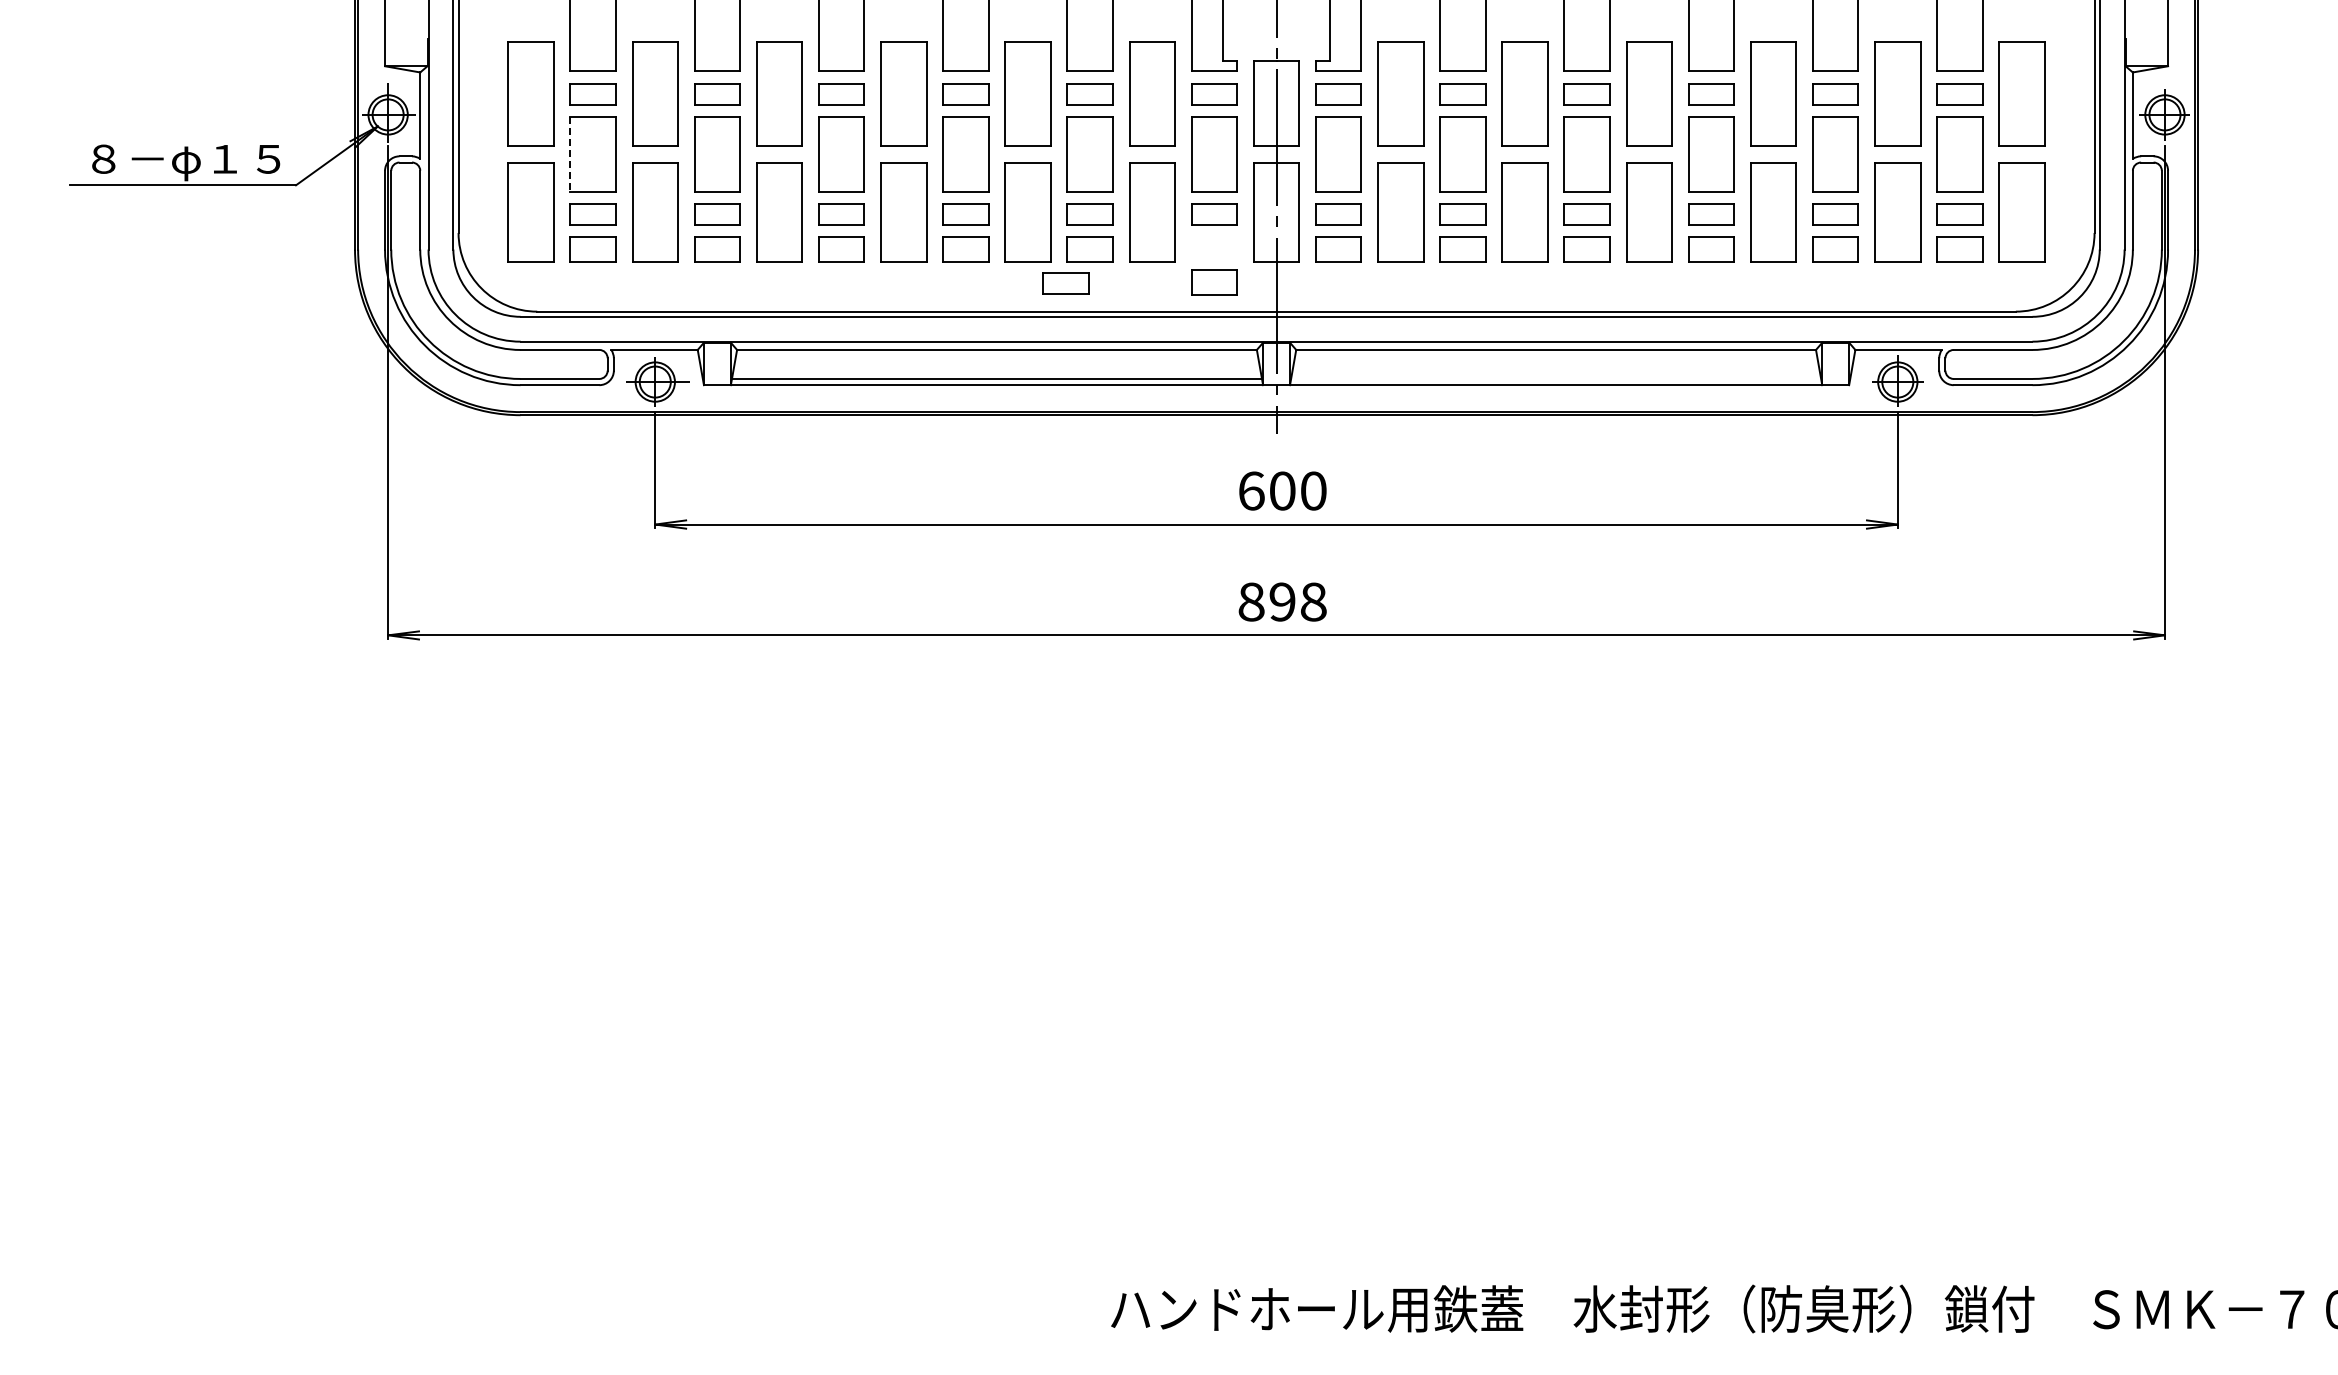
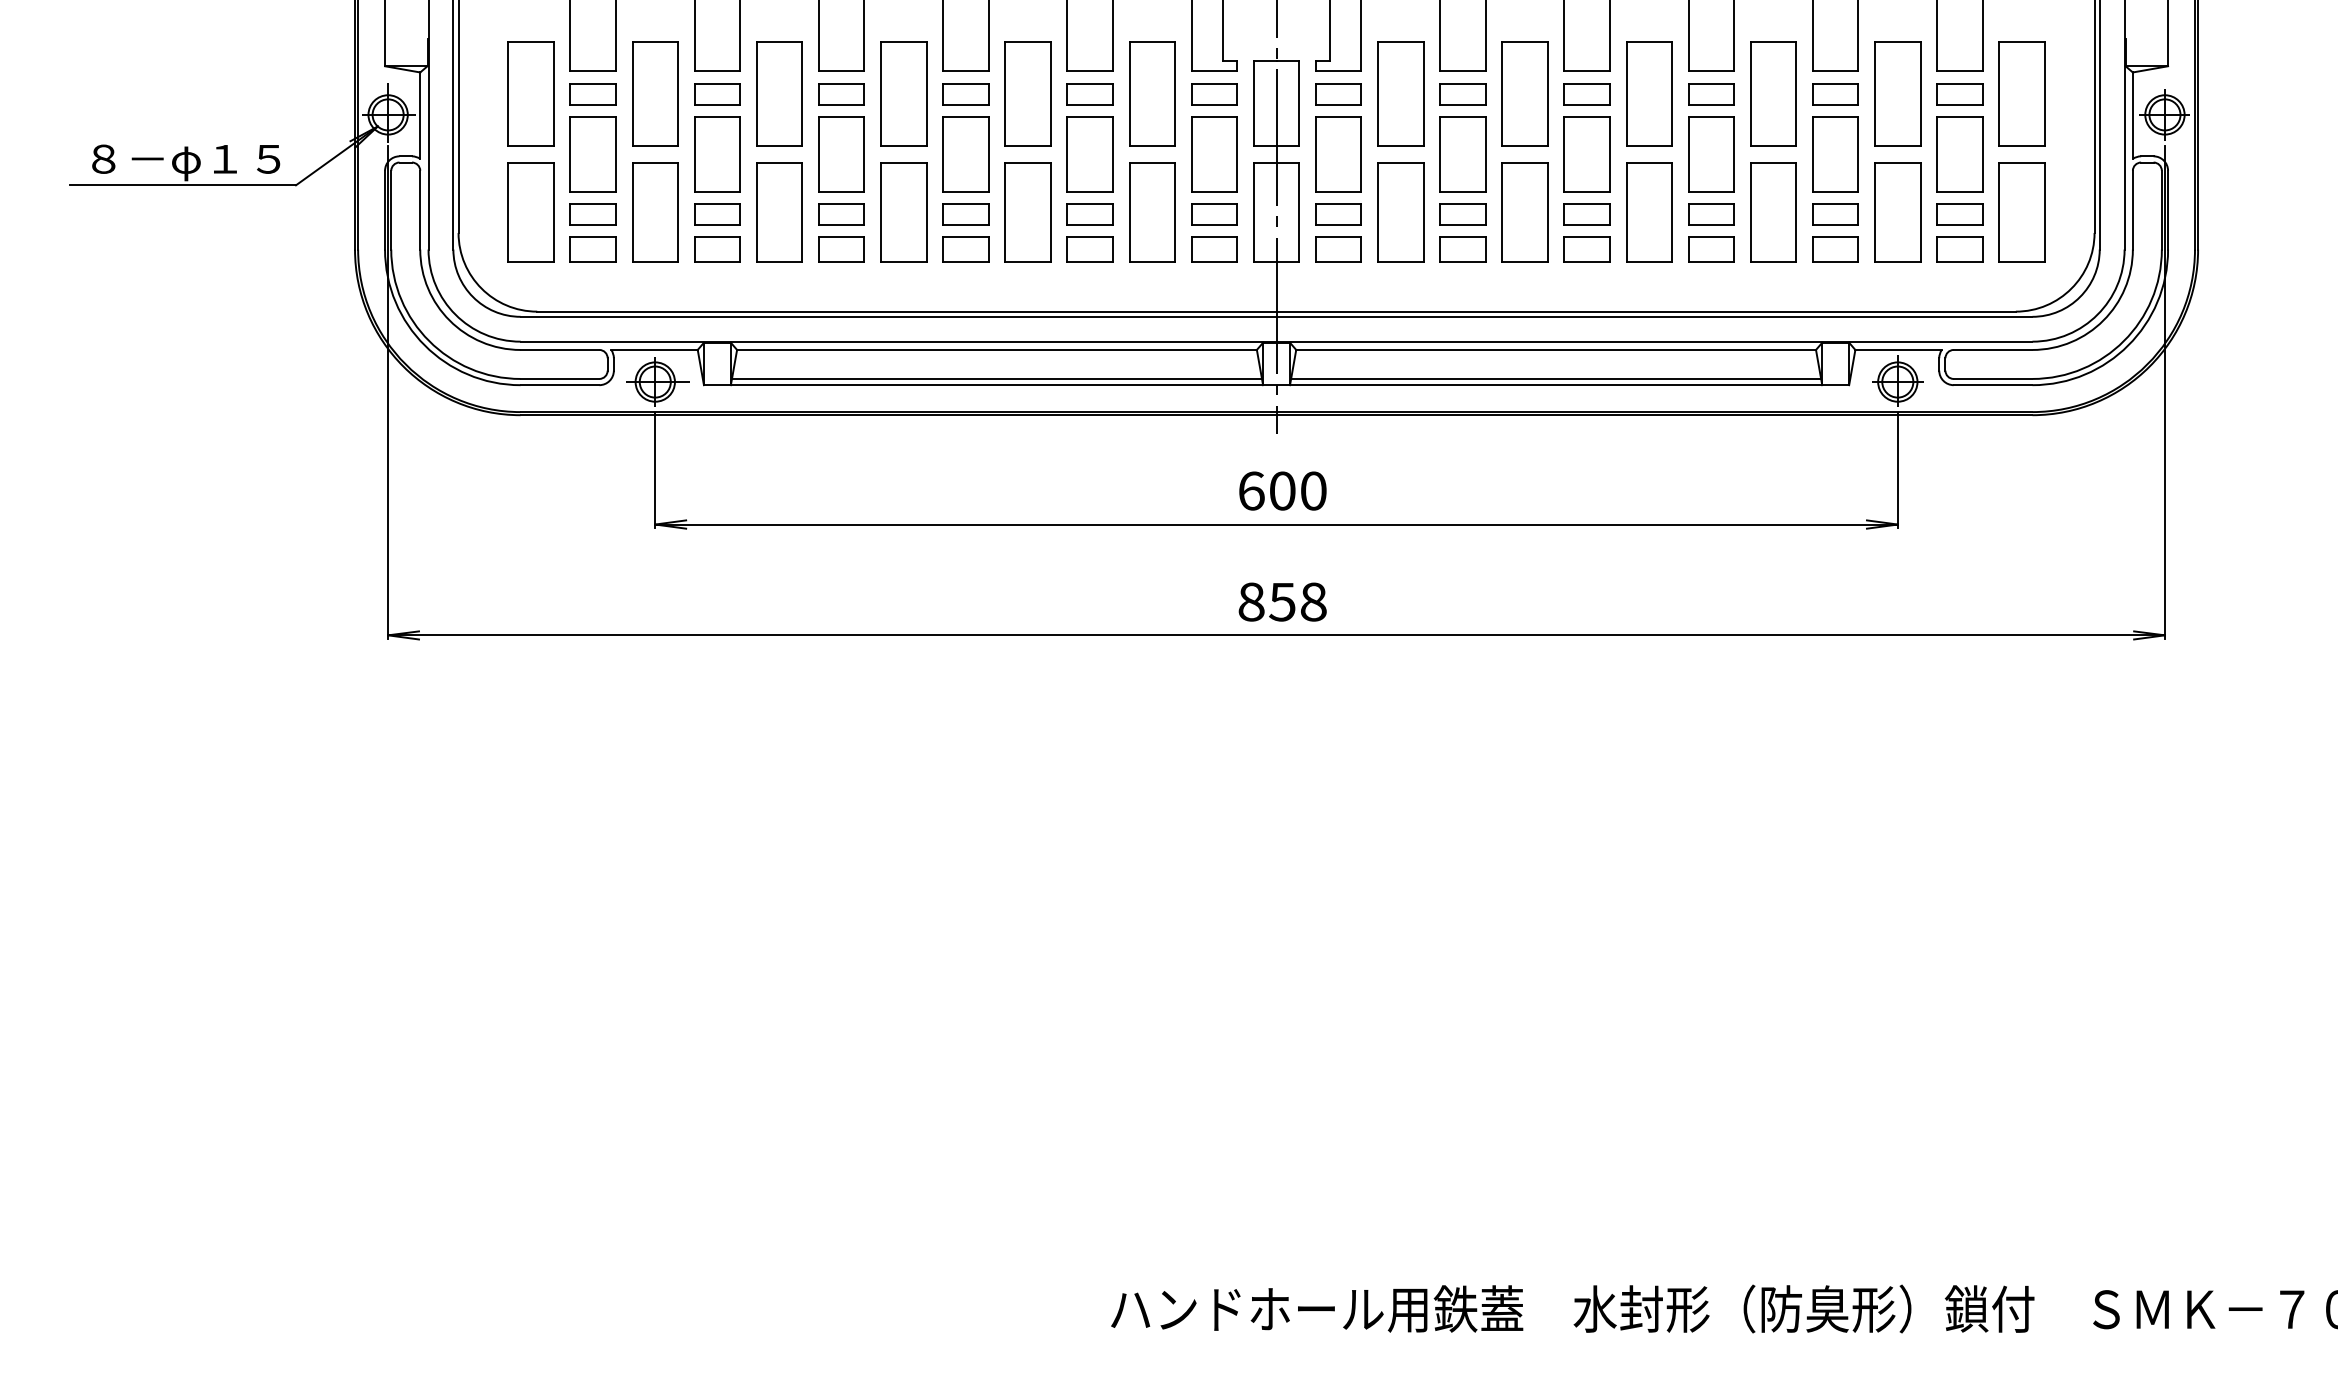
line: dashed -> solid (570, 154)
part position: (1214, 282) -> (1214, 249) (1214, 249)
part: present -> none (1065, 283)
line: none -> present (1556, 378)
text: 898 -> 858 (1282, 601)
